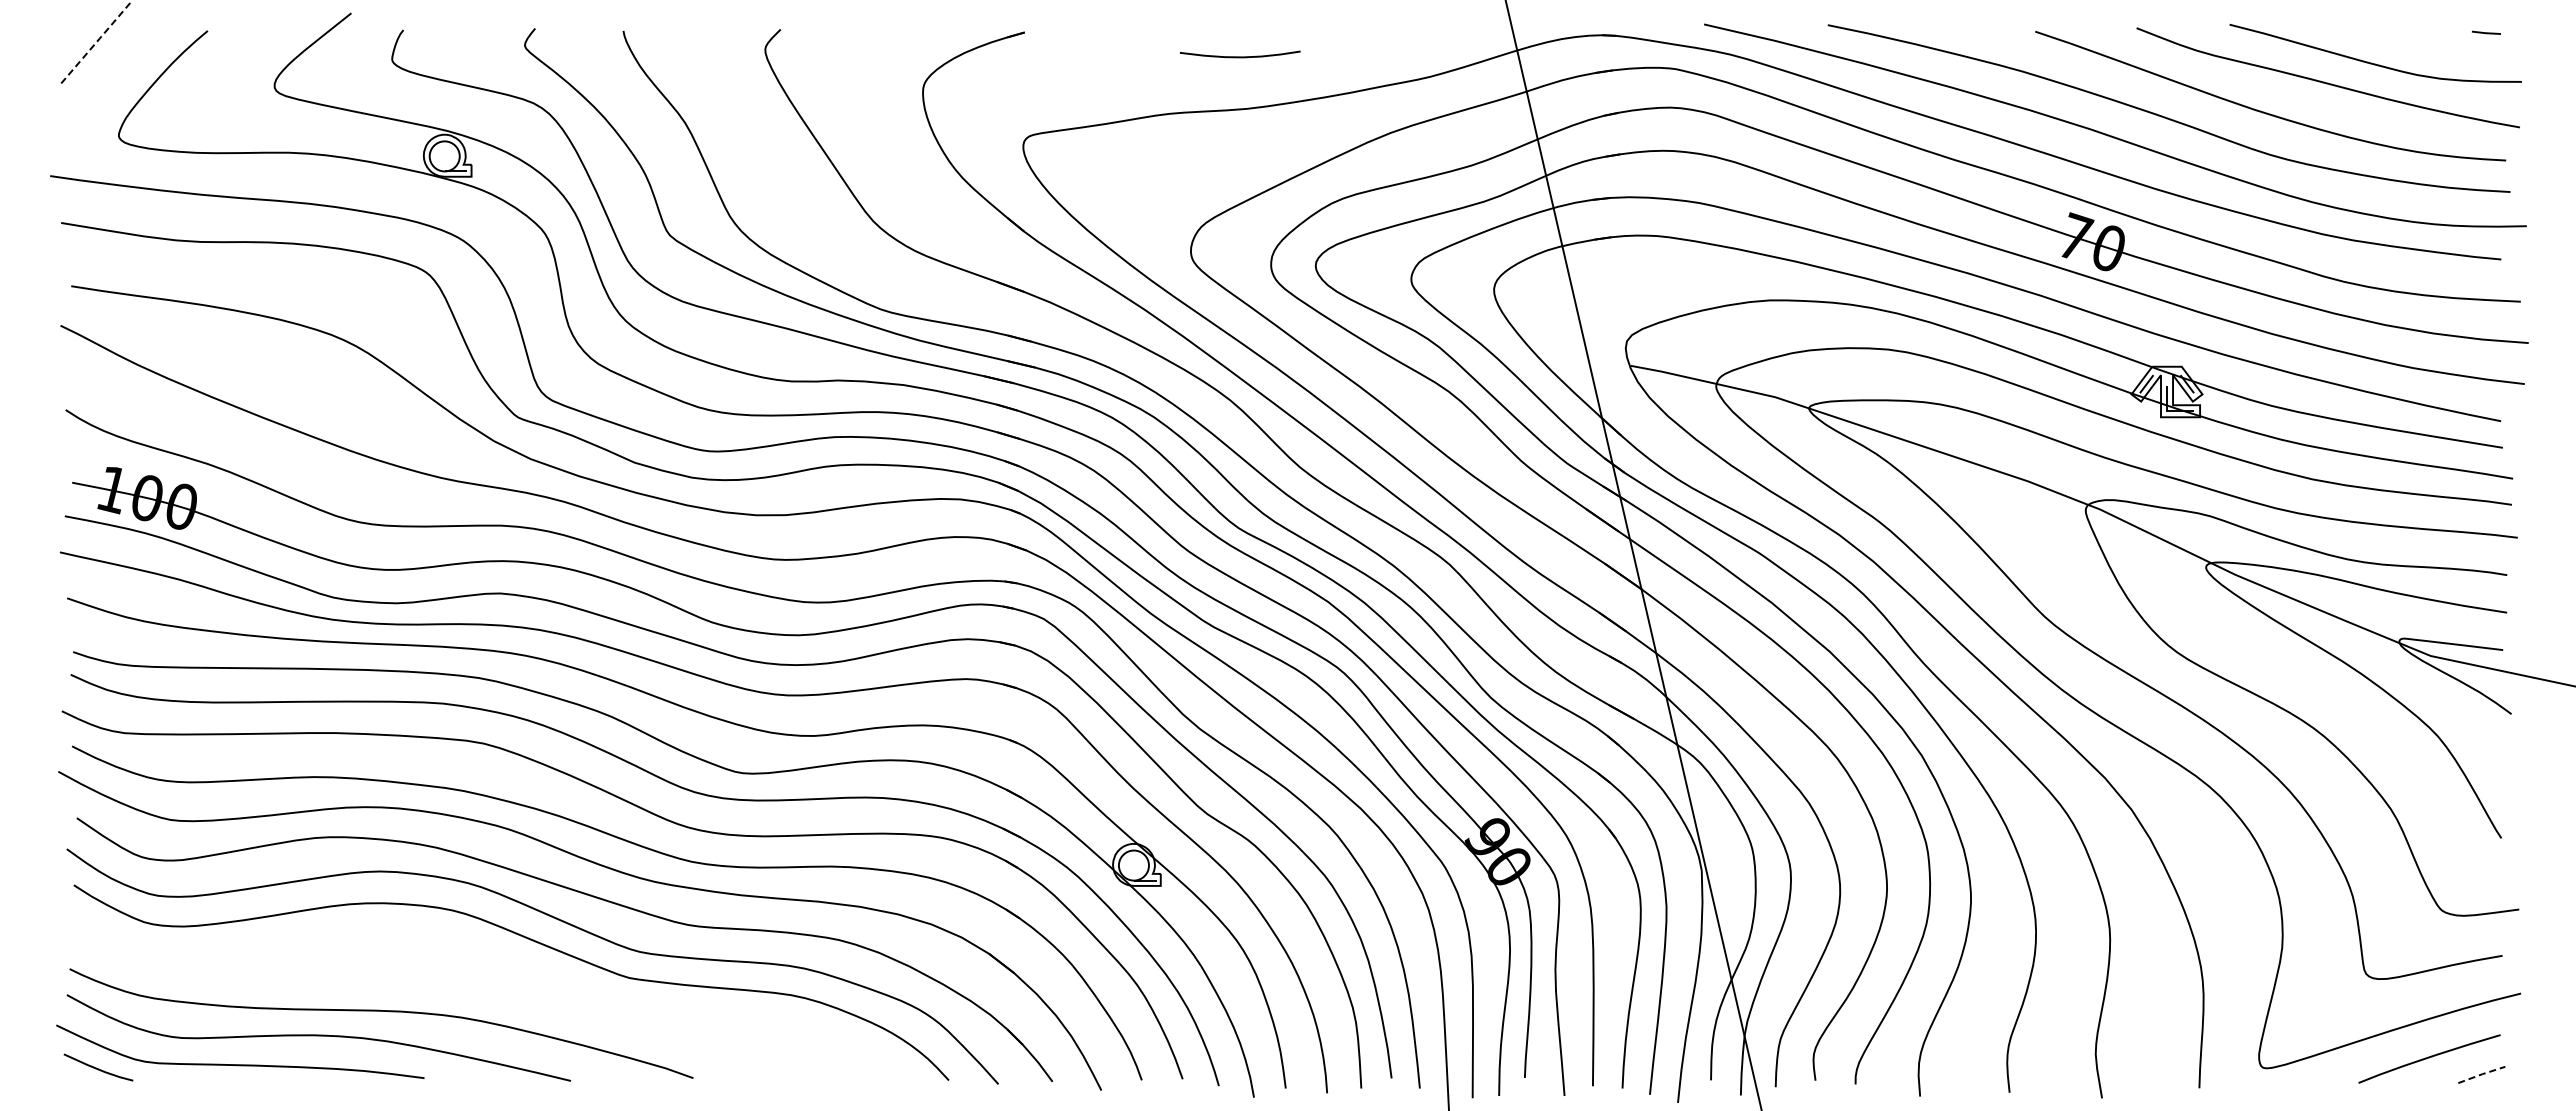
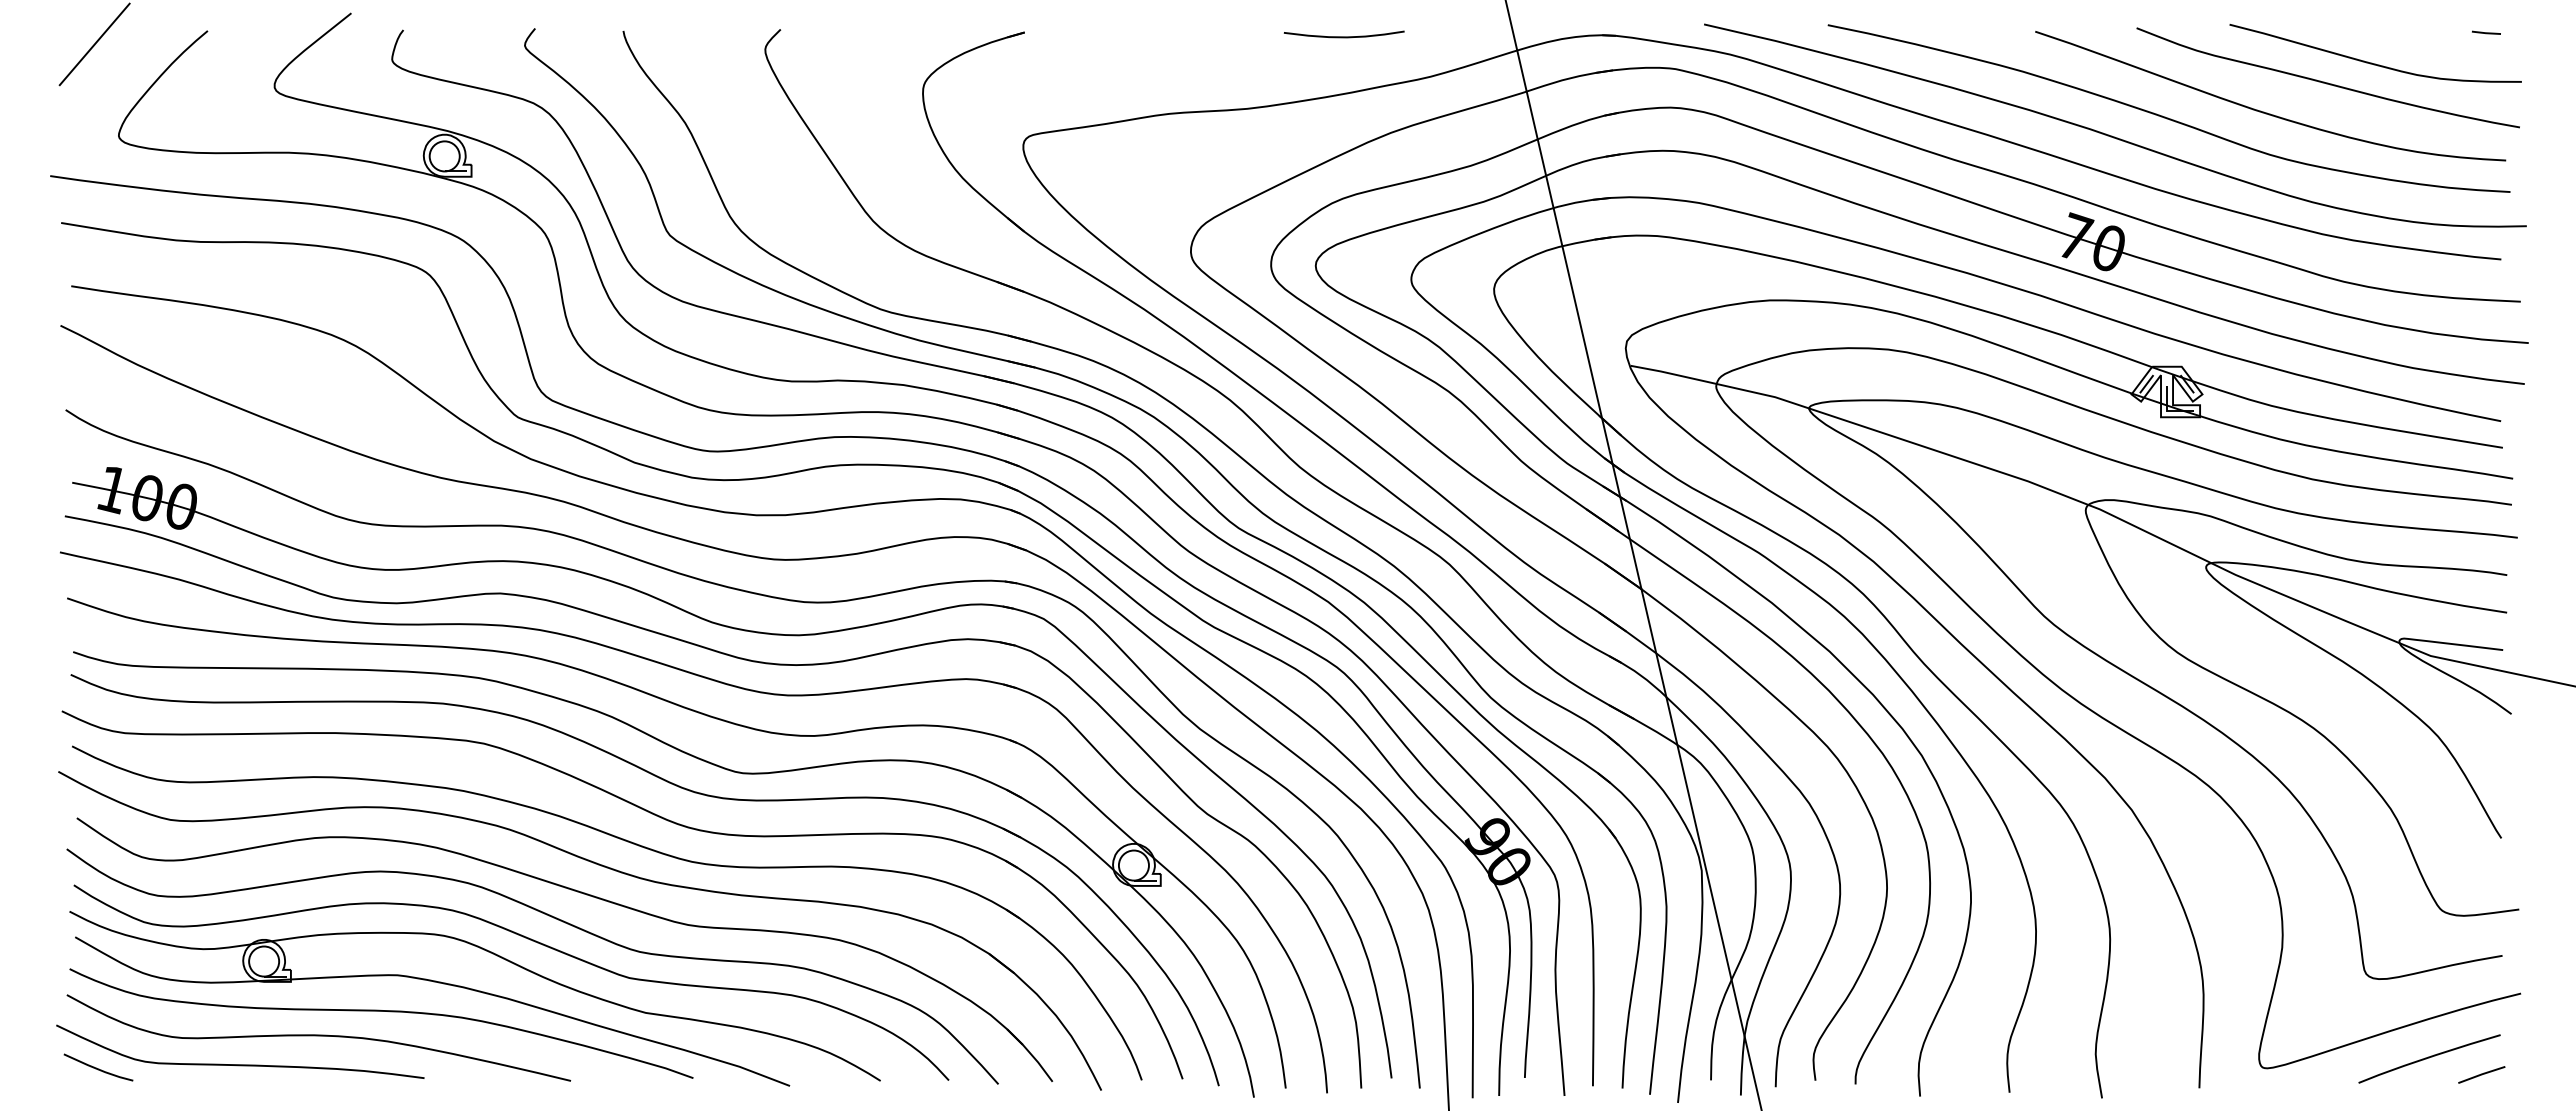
line: dashed -> solid (94, 44)
curve position: (1239, 56) -> (1343, 36) (1343, 36)
part: none -> present (474, 991)
line: dashed -> solid (2482, 1074)
